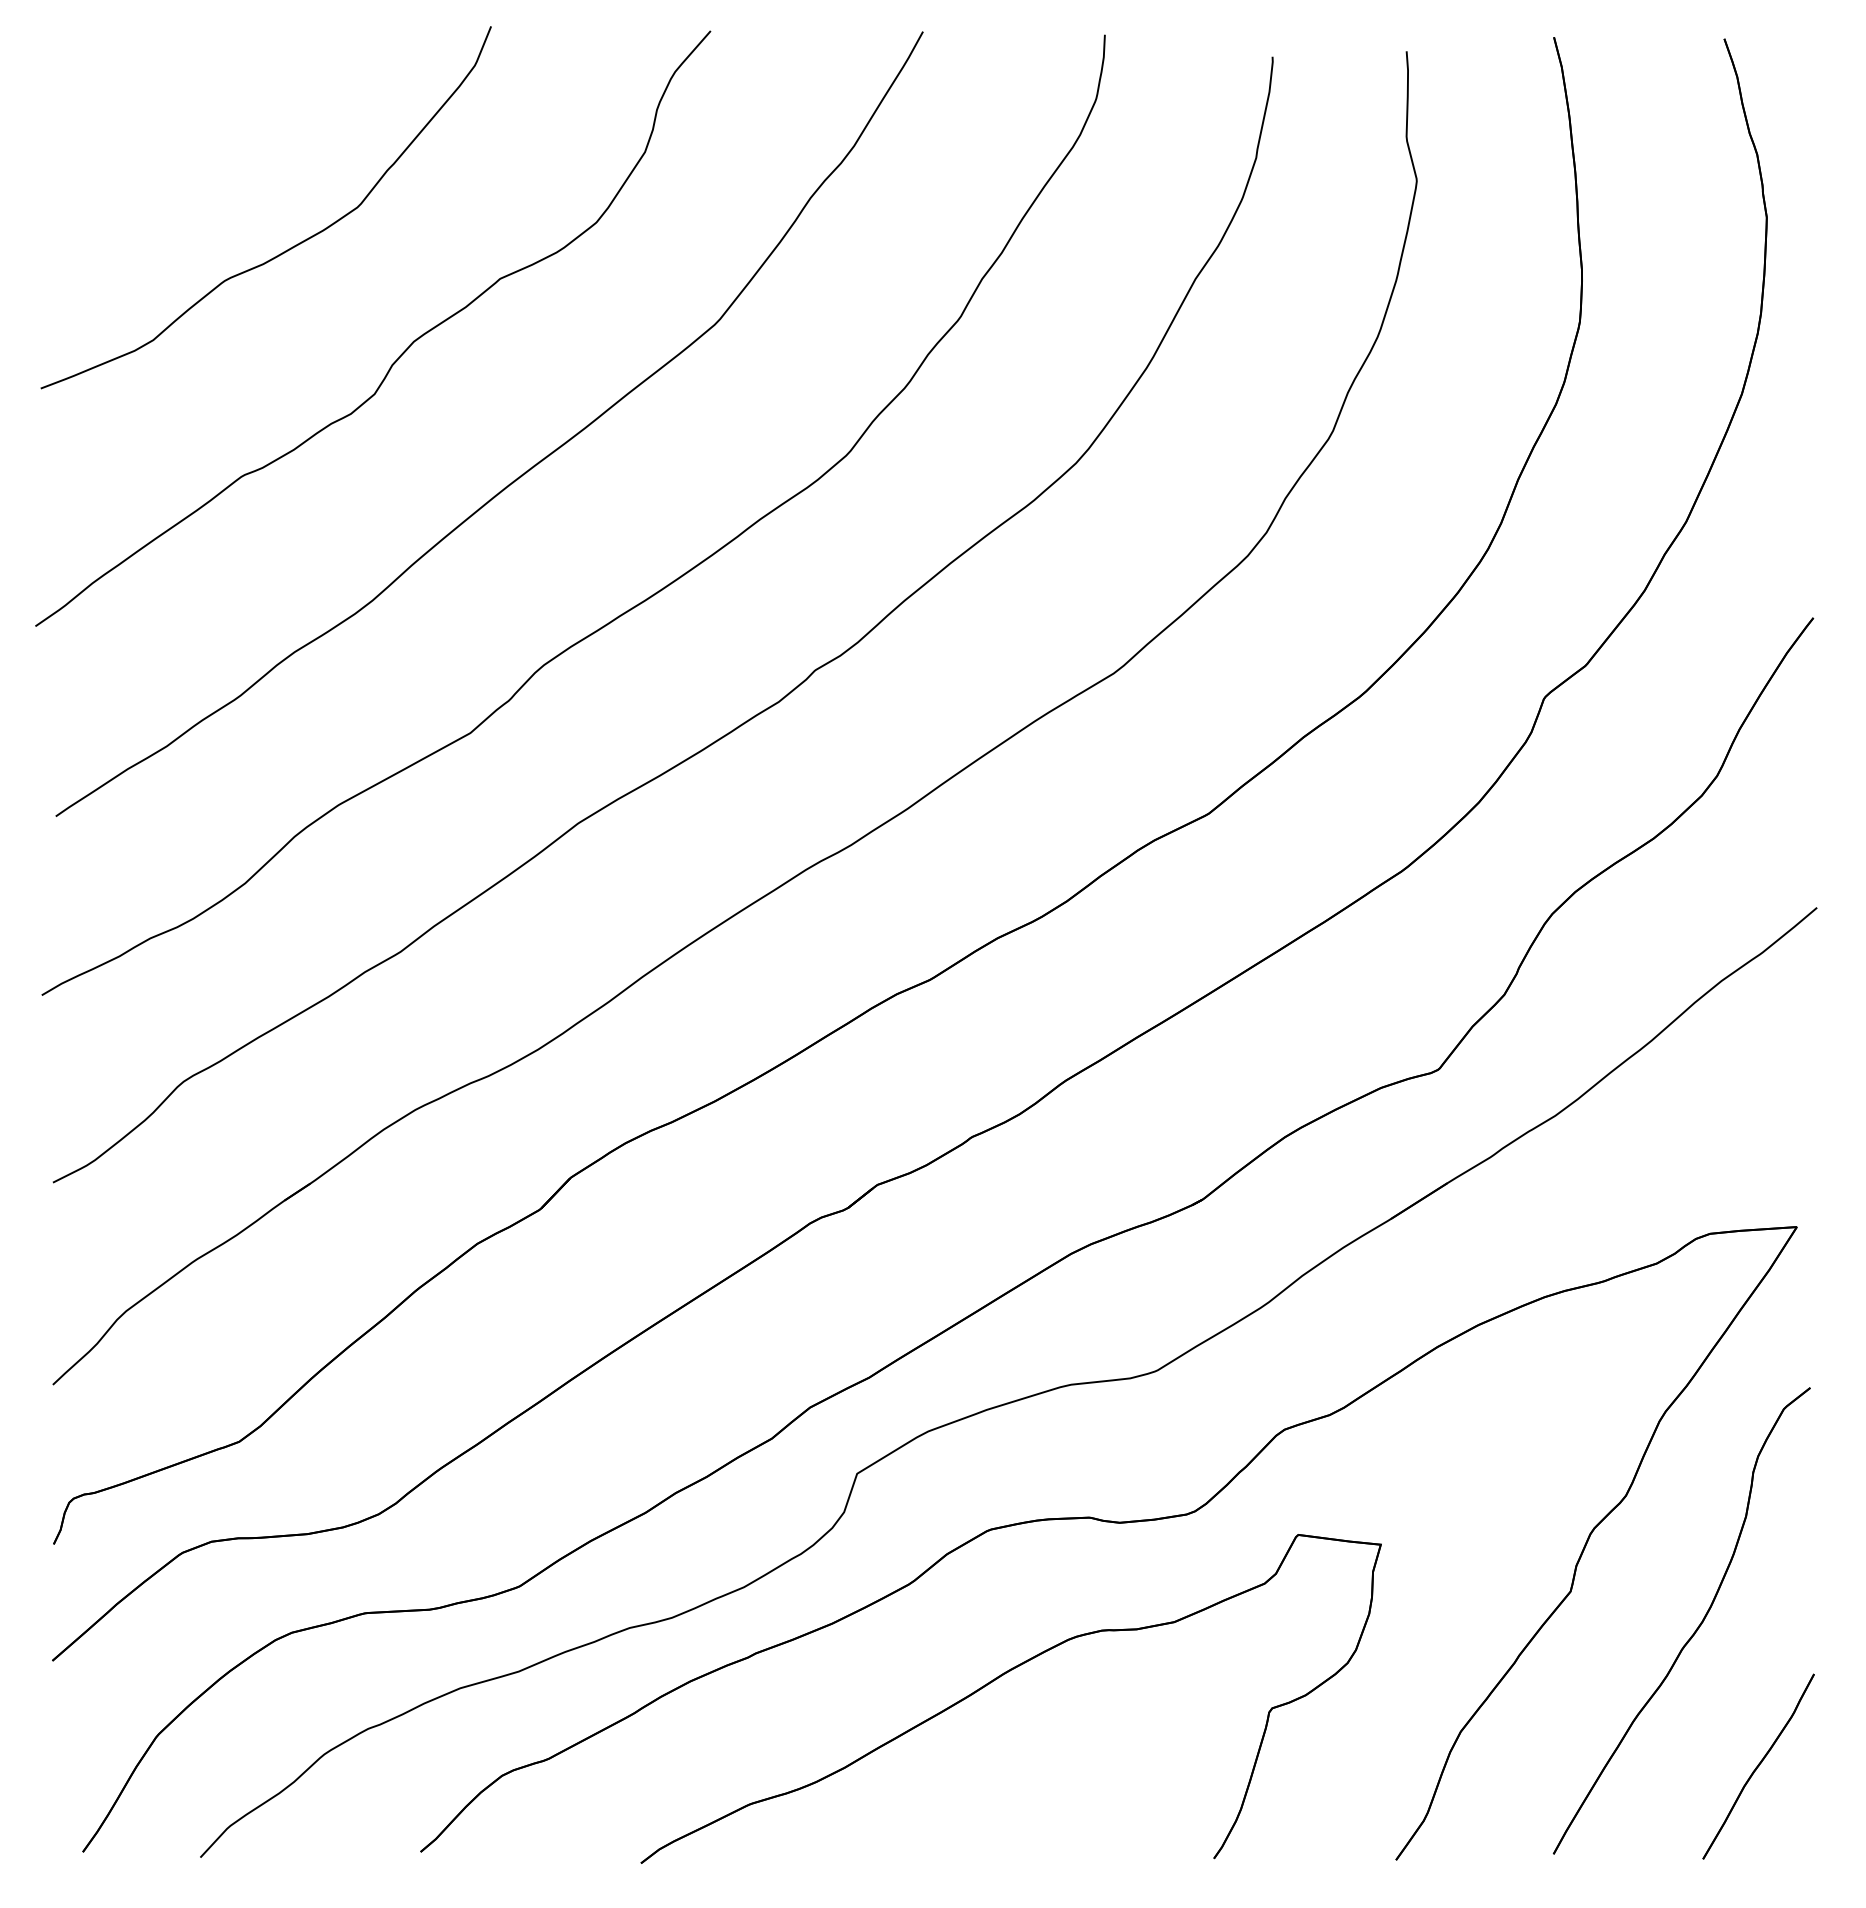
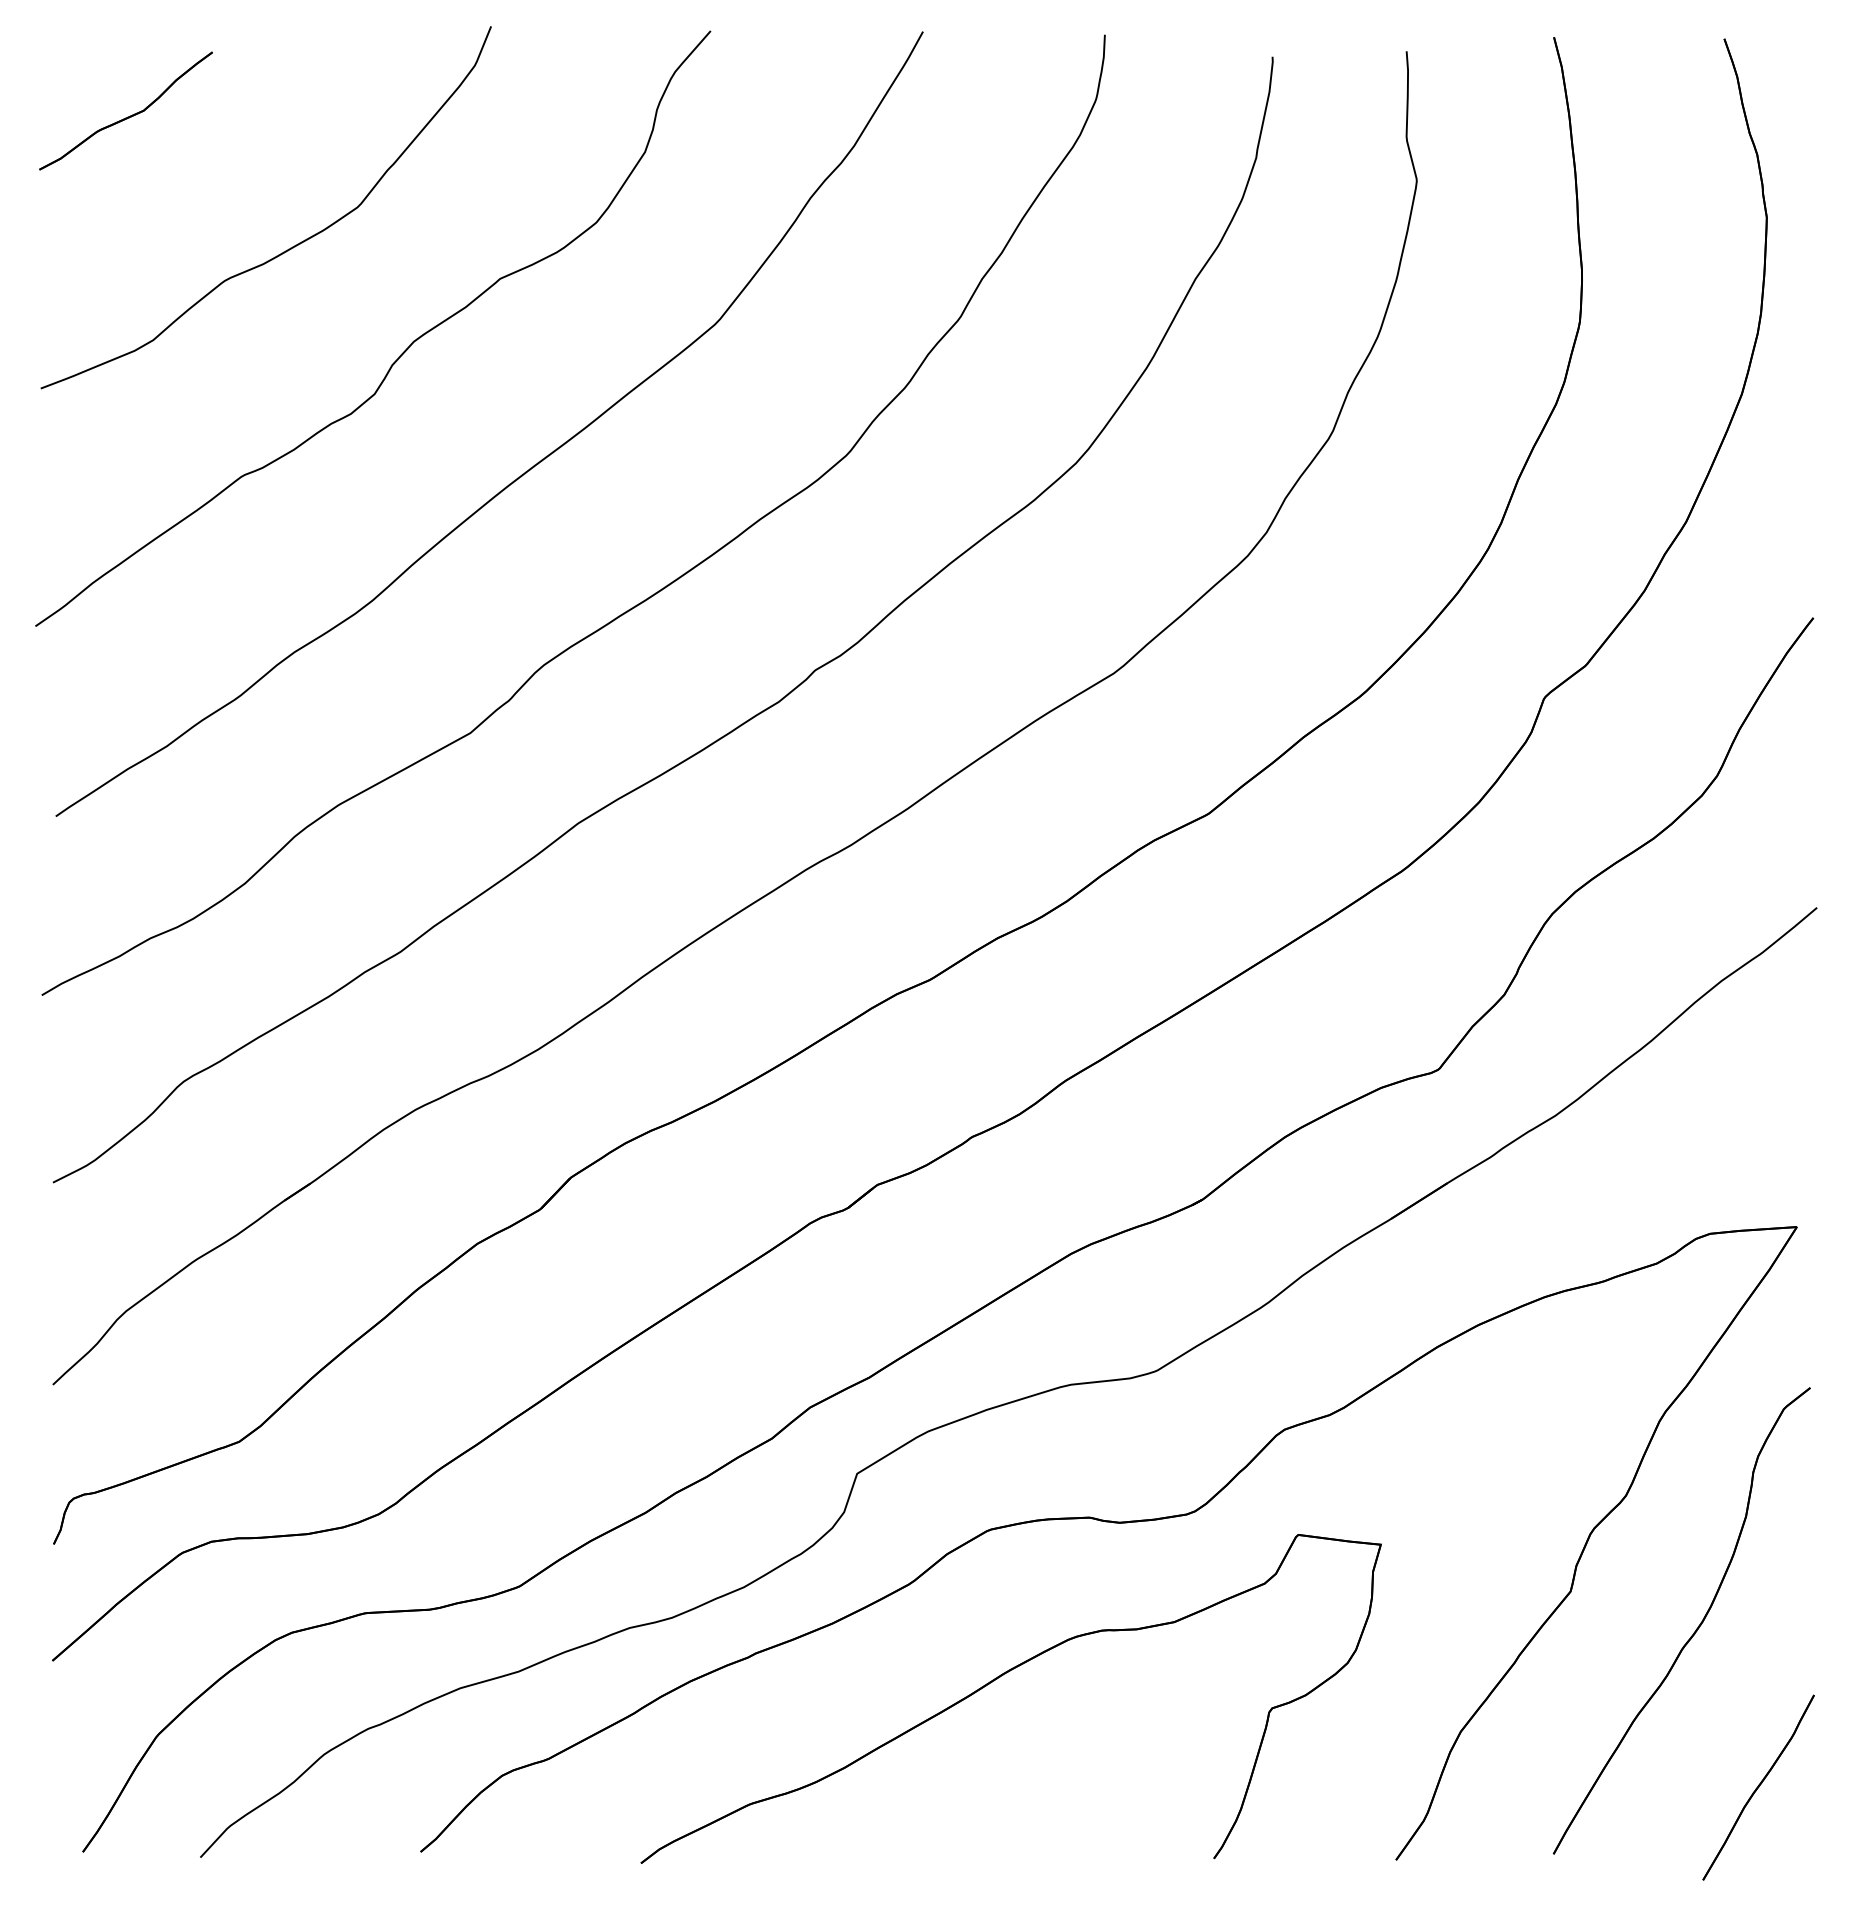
part: none -> present (127, 116)
part position: (1758, 1766) -> (1758, 1787) (1758, 1787)
